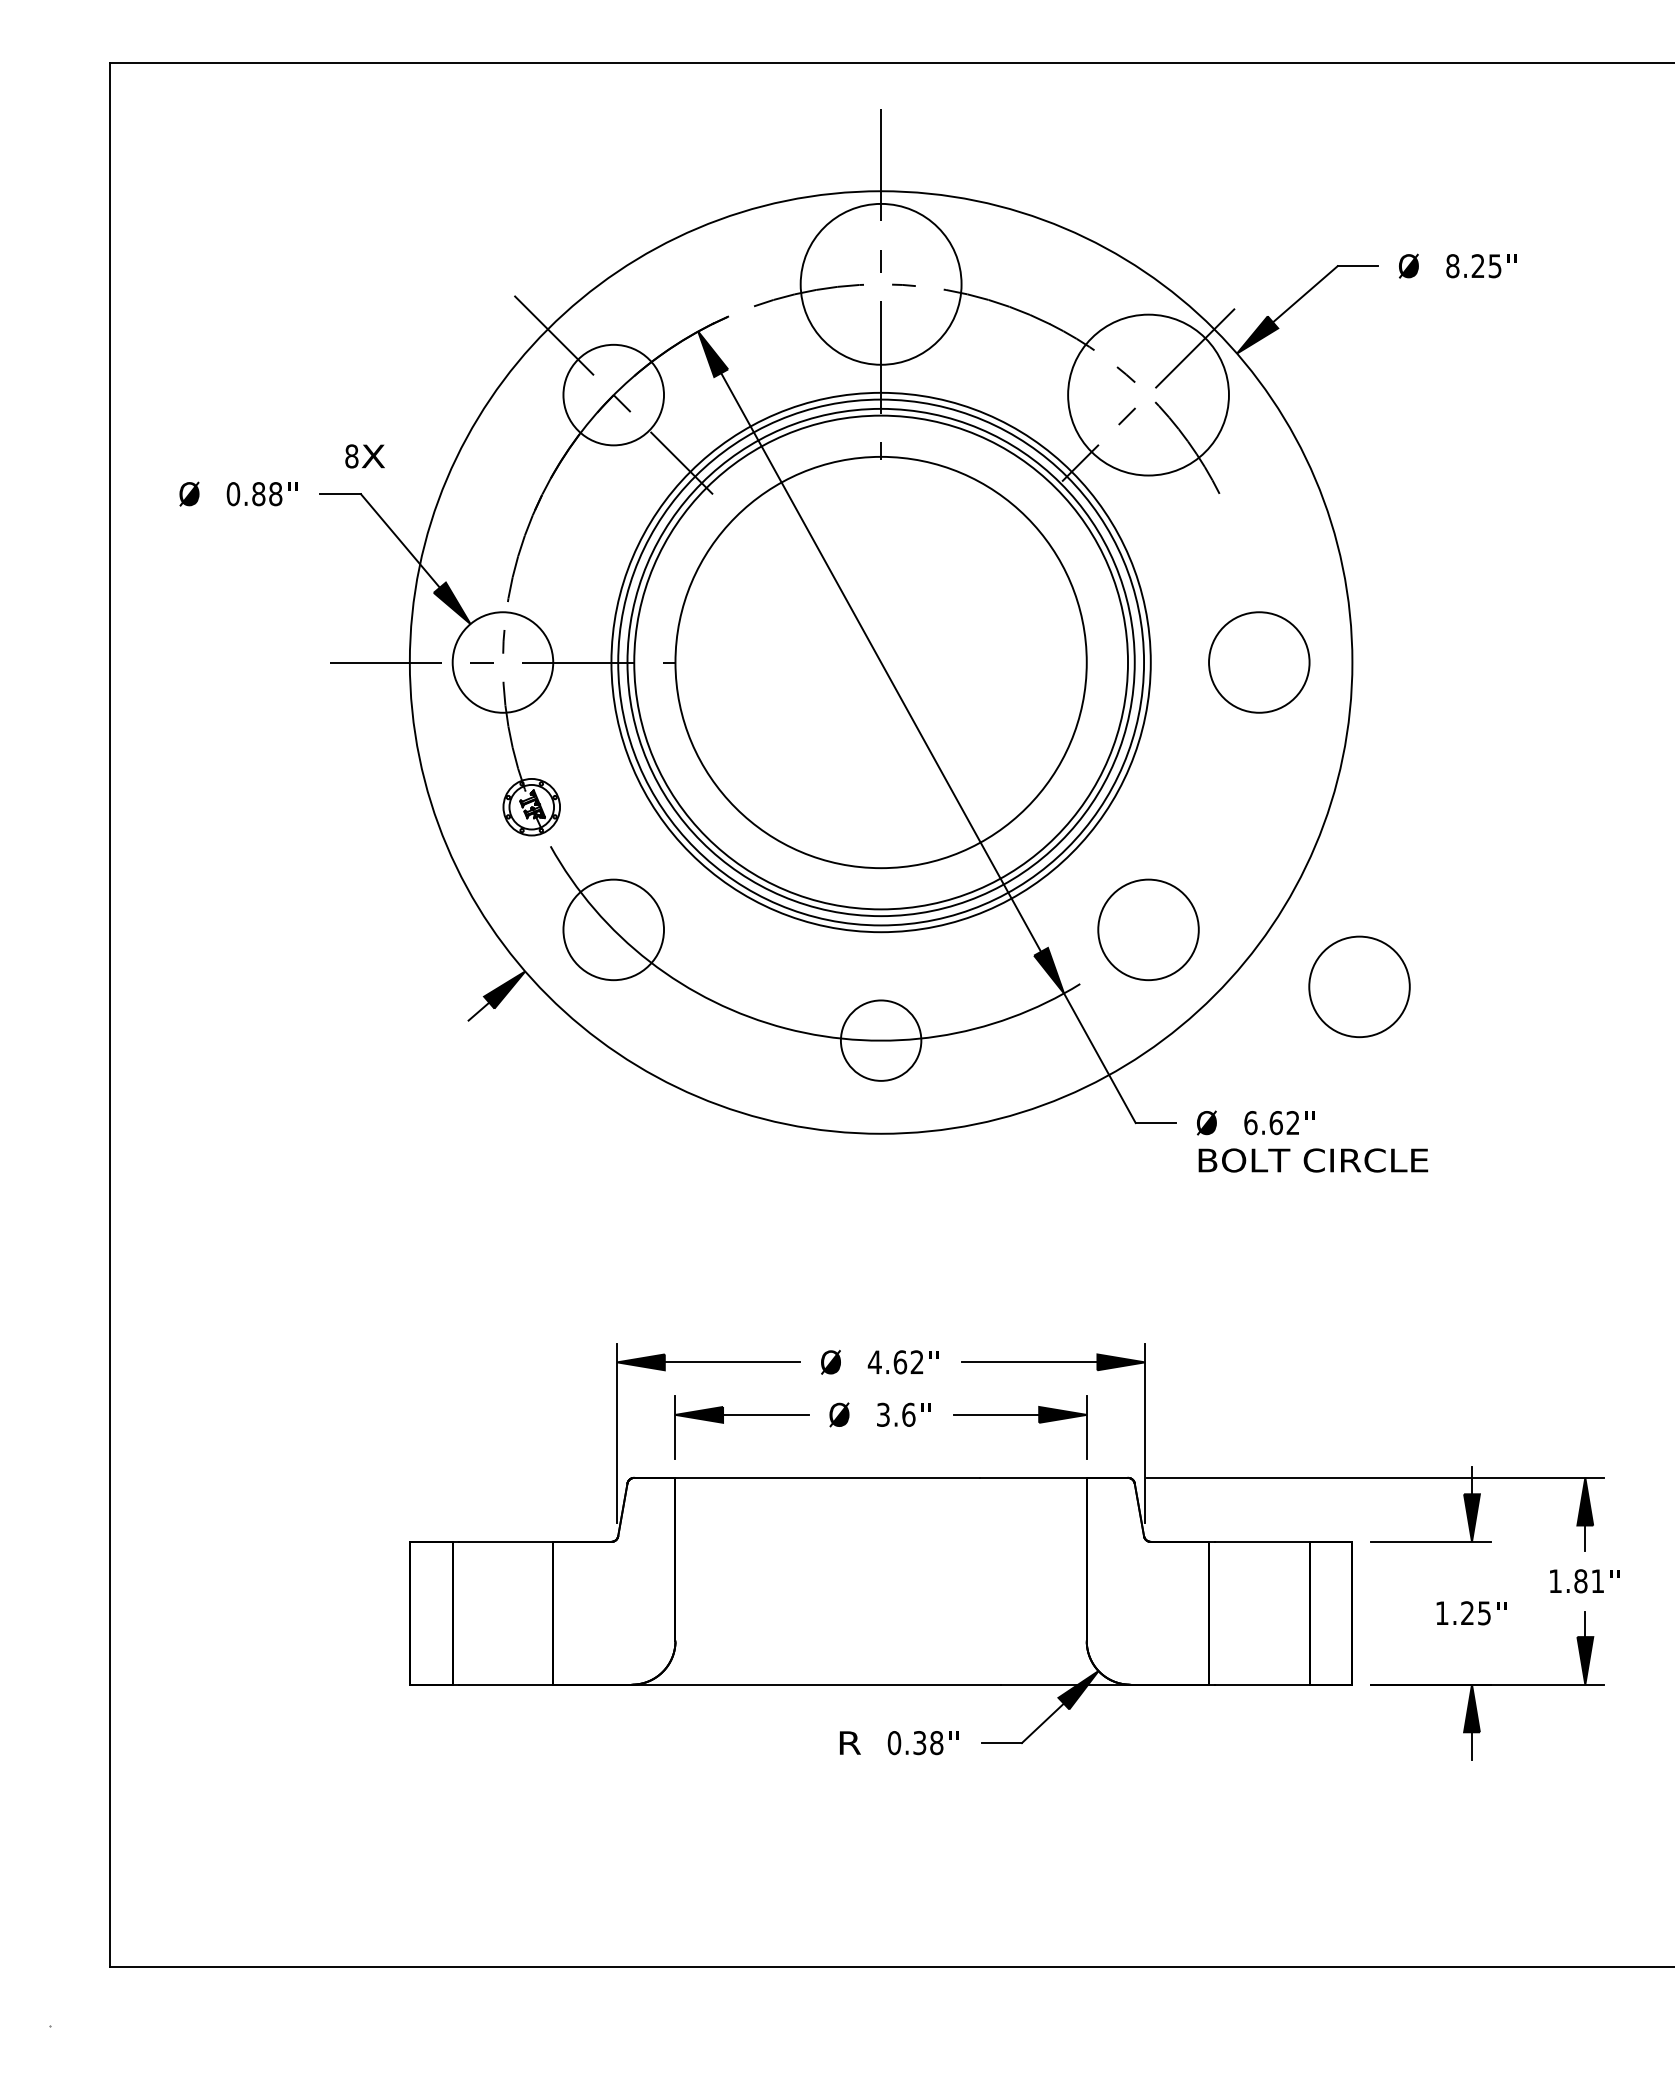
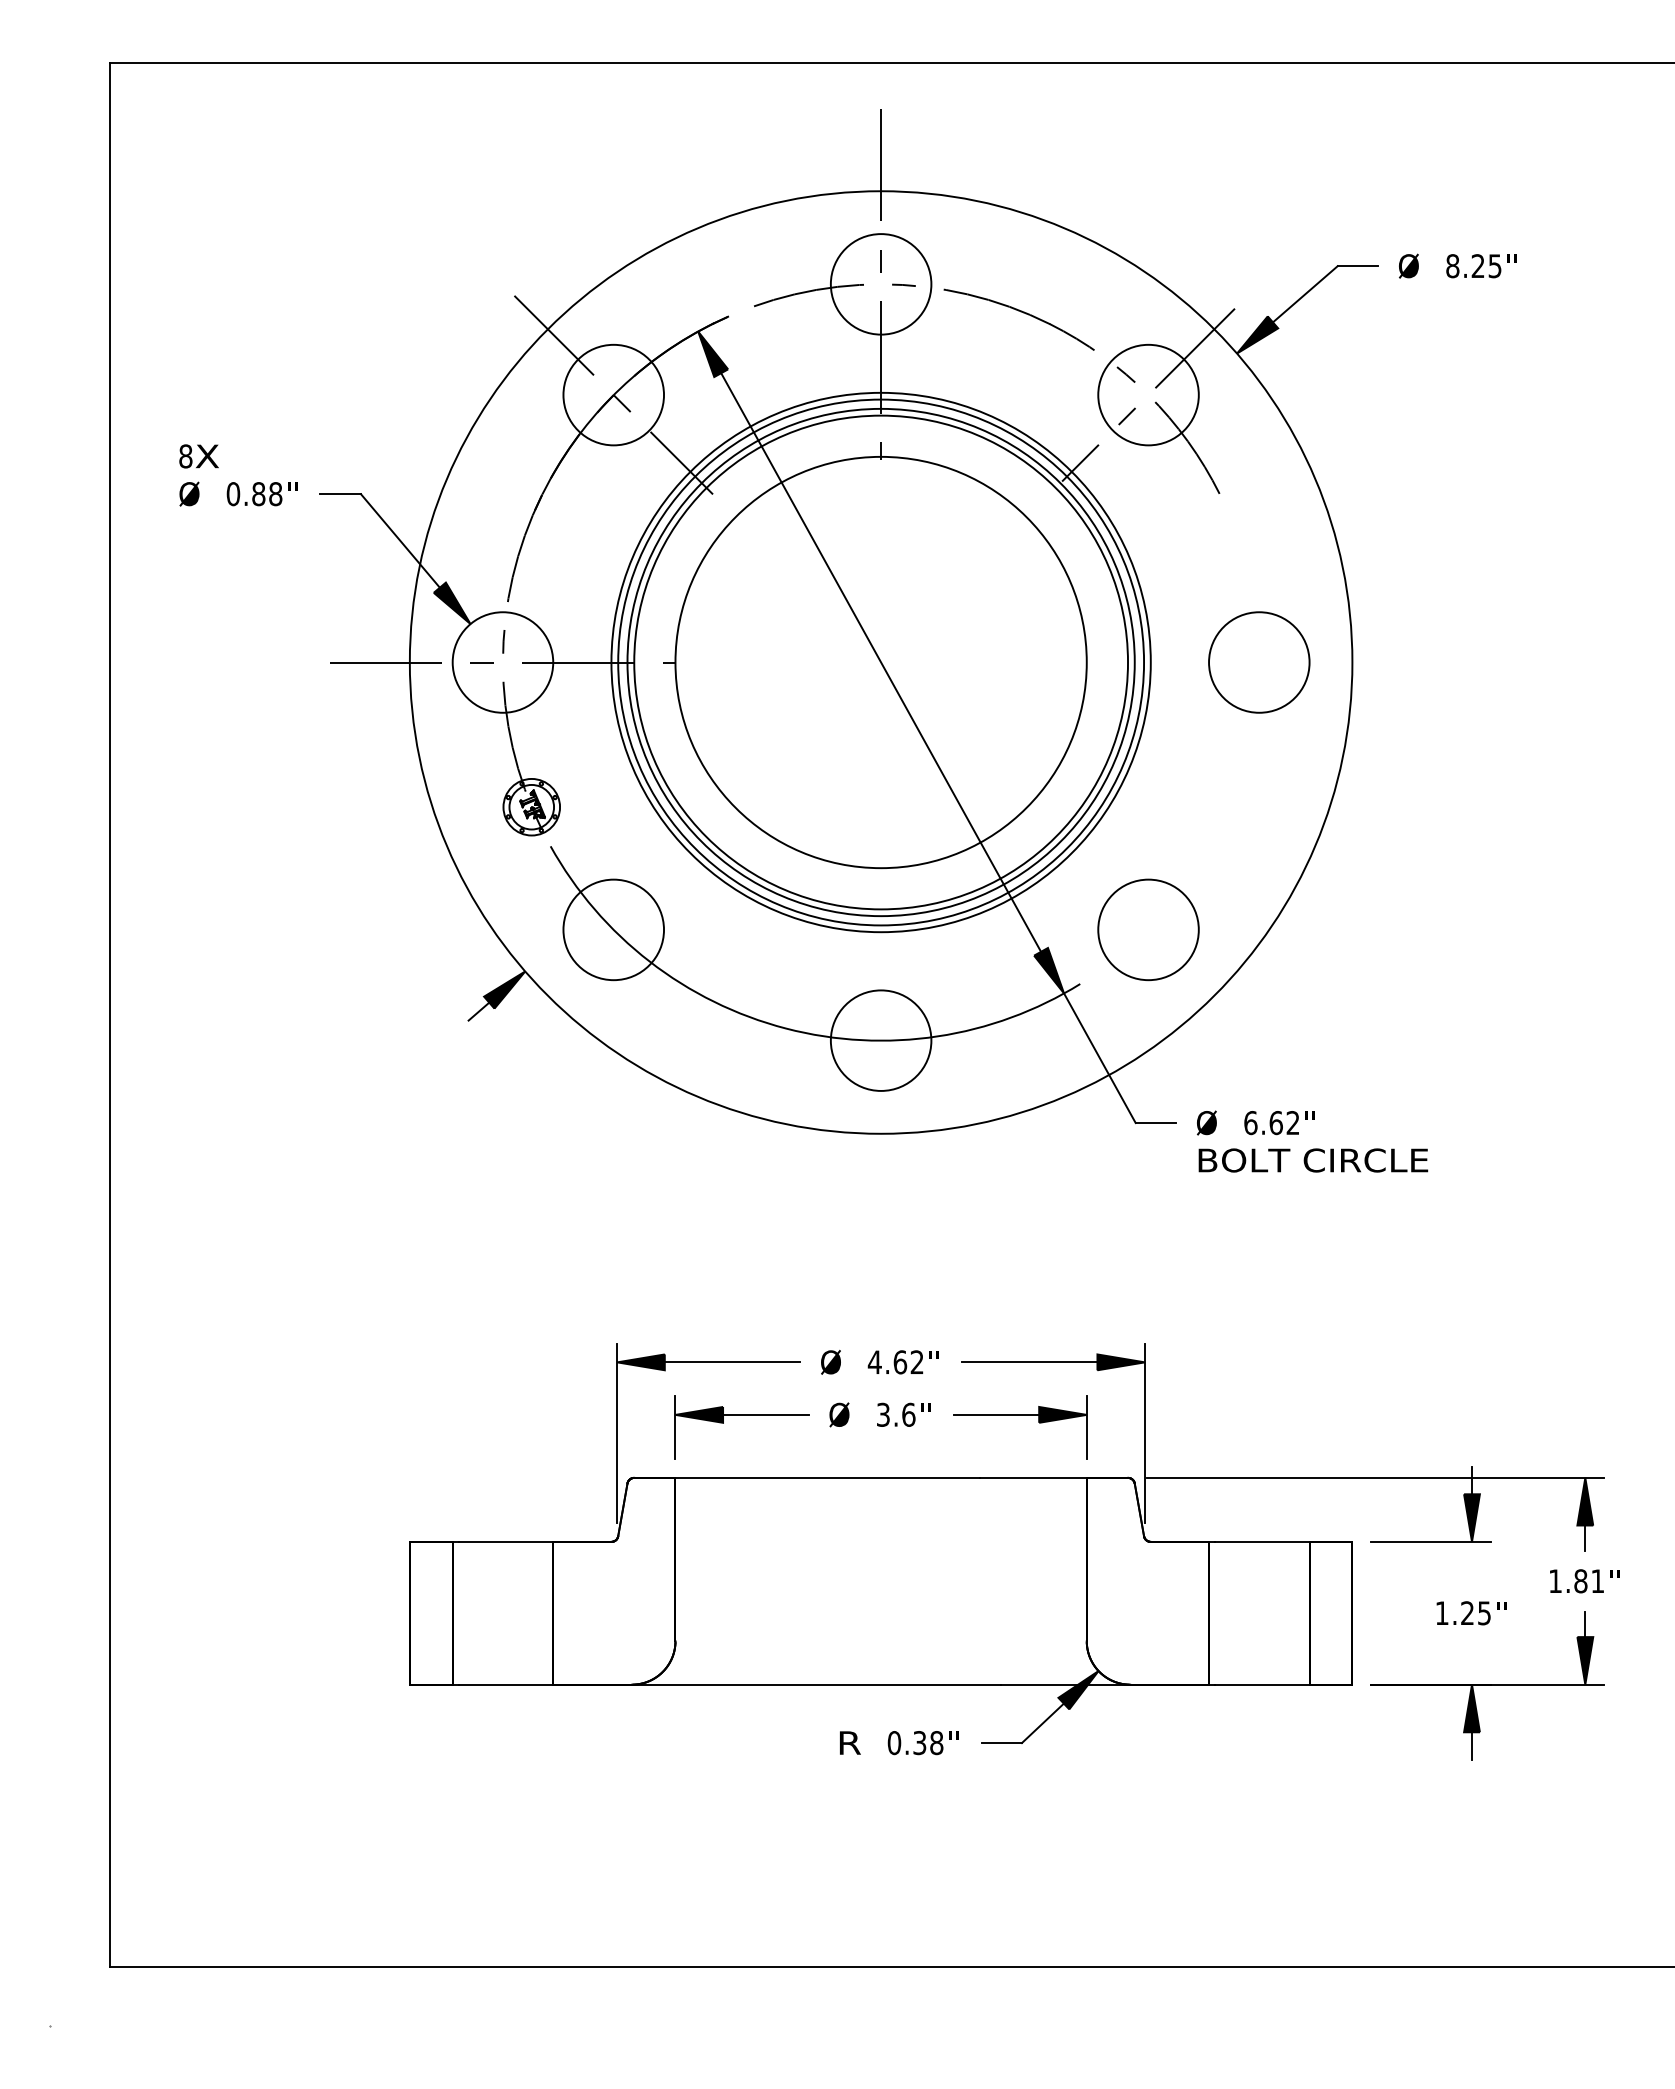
circle diameter: 161 px -> 101 px (880, 284)
circle diameter: 161 px -> 101 px (1148, 394)
text position: (364, 456) -> (198, 456) (198, 456)
circle: present -> none (1359, 986)
circle diameter: 80 px -> 101 px (880, 1040)
